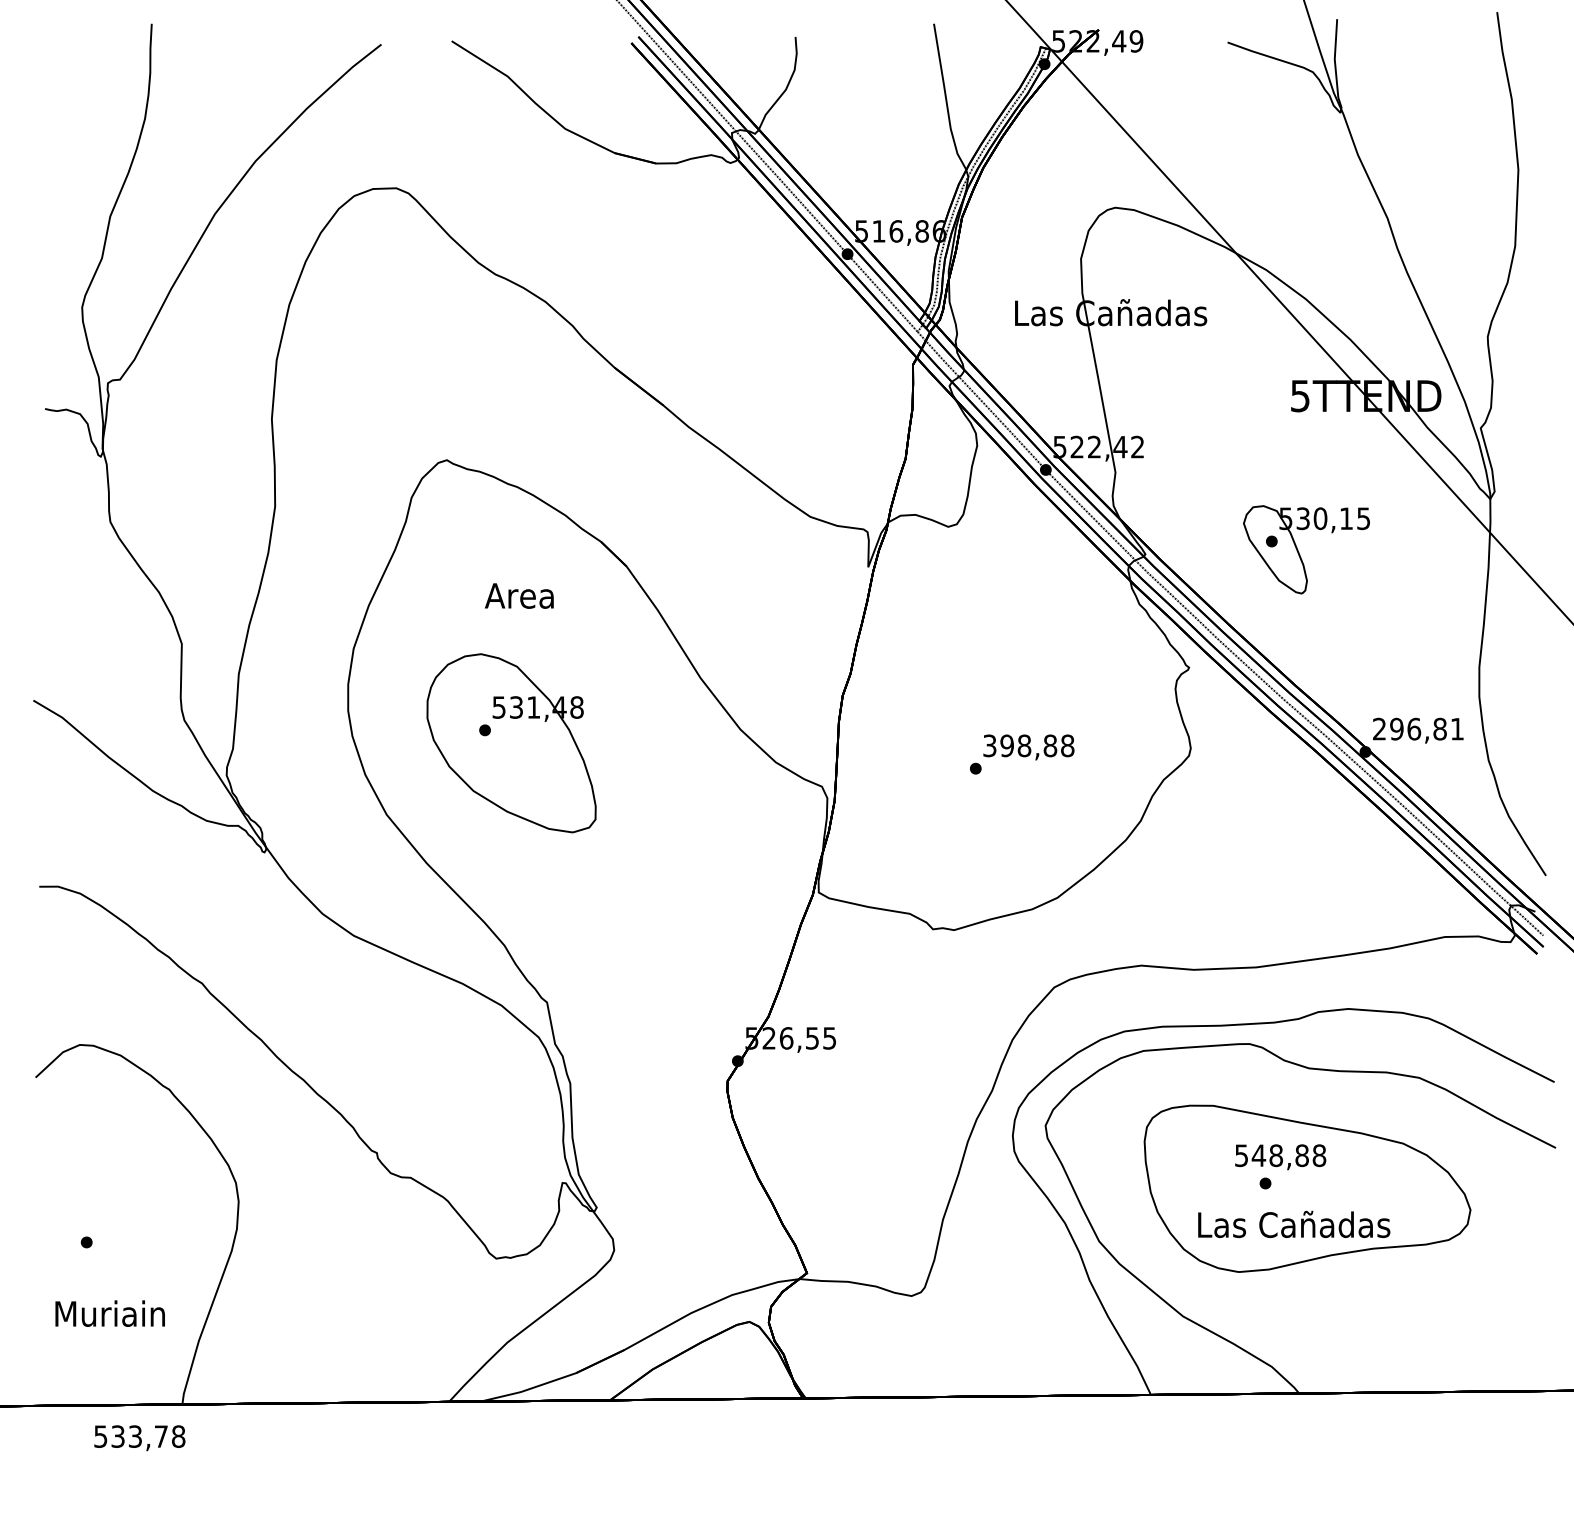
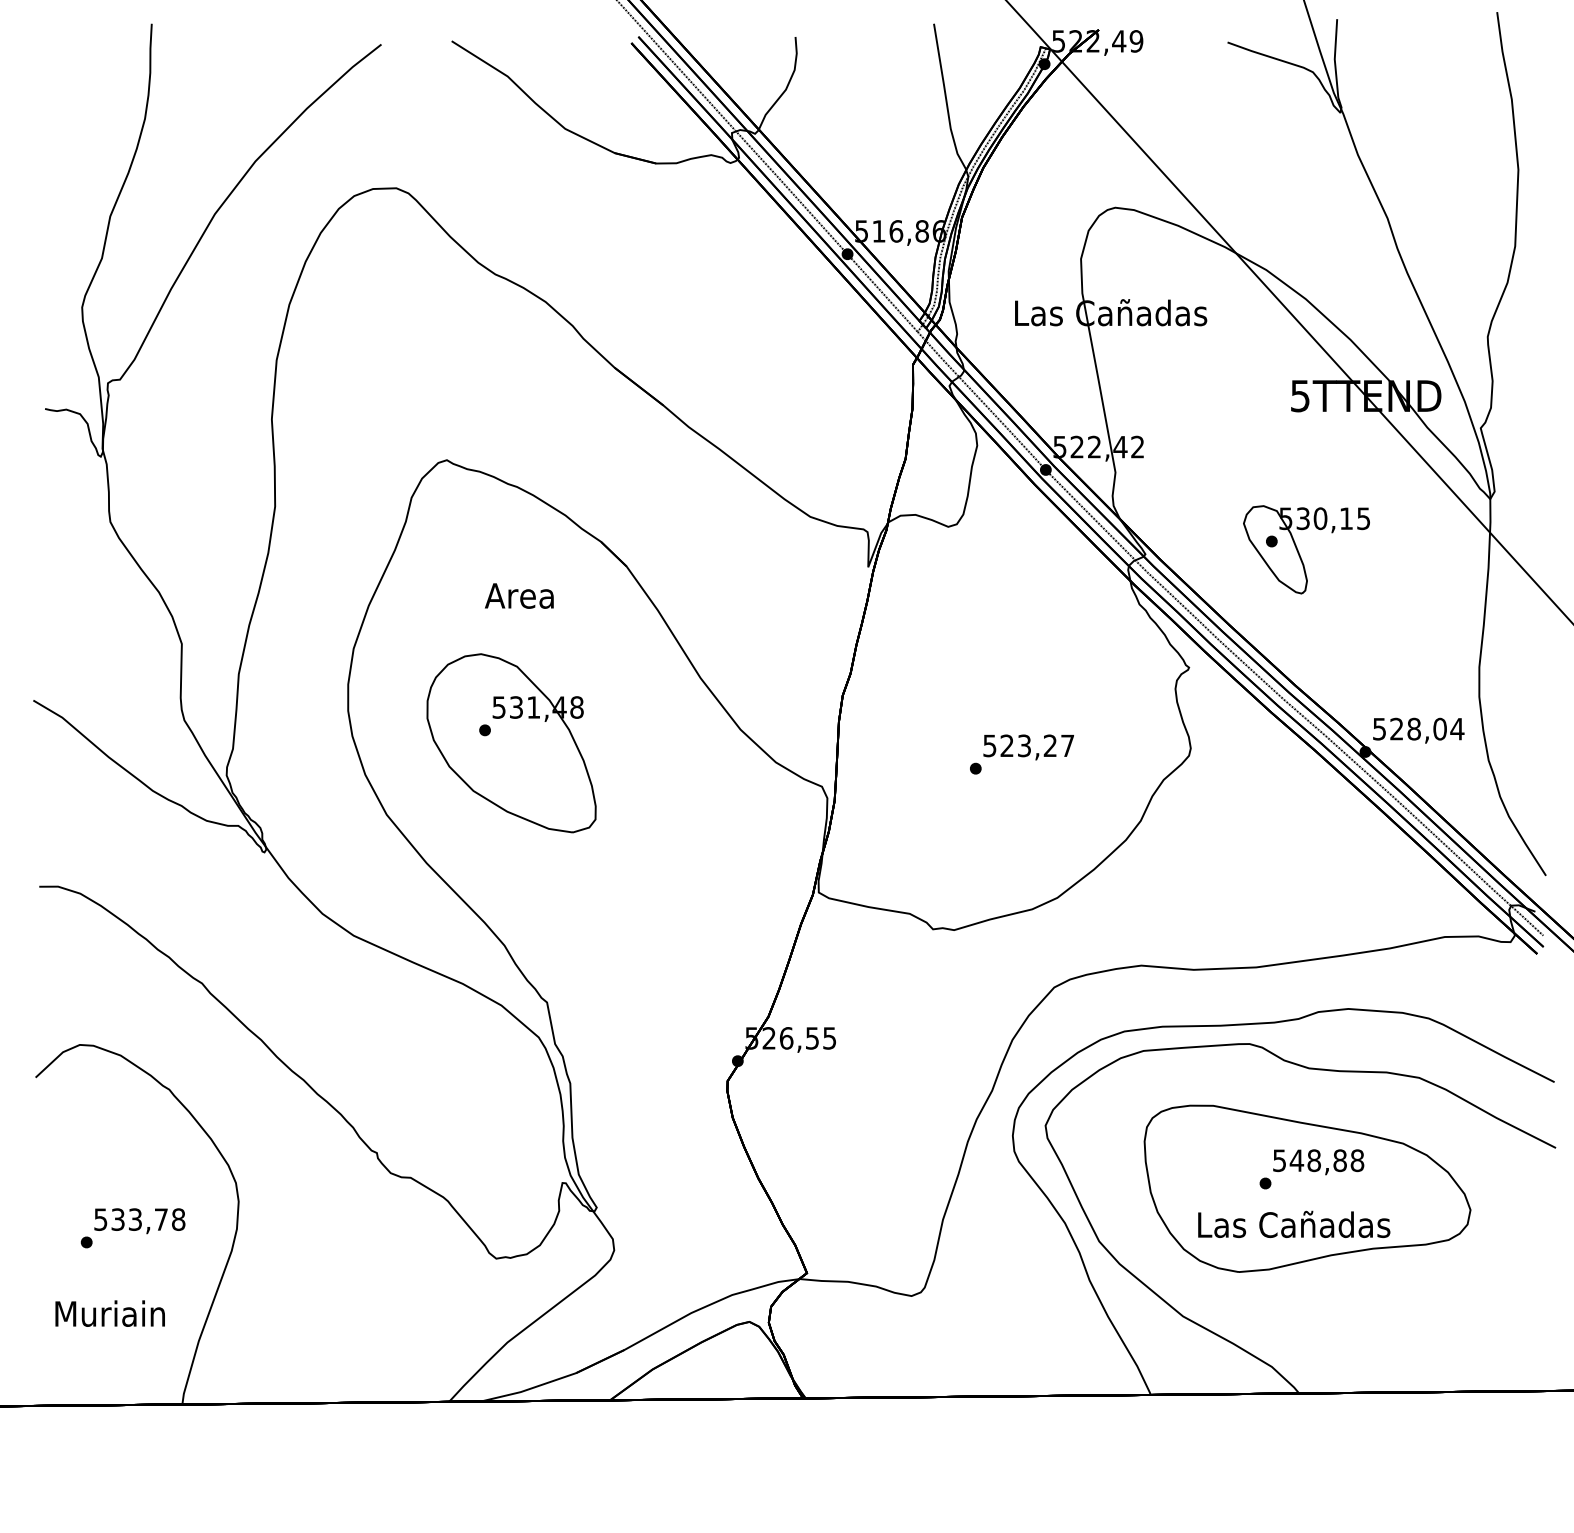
text: 296,81 -> 528,04 (1418, 728)
text: 398,88 -> 523,27 (1029, 745)
text position: (1280, 1157) -> (1318, 1162) (1318, 1162)
text position: (139, 1438) -> (139, 1221) (139, 1221)
